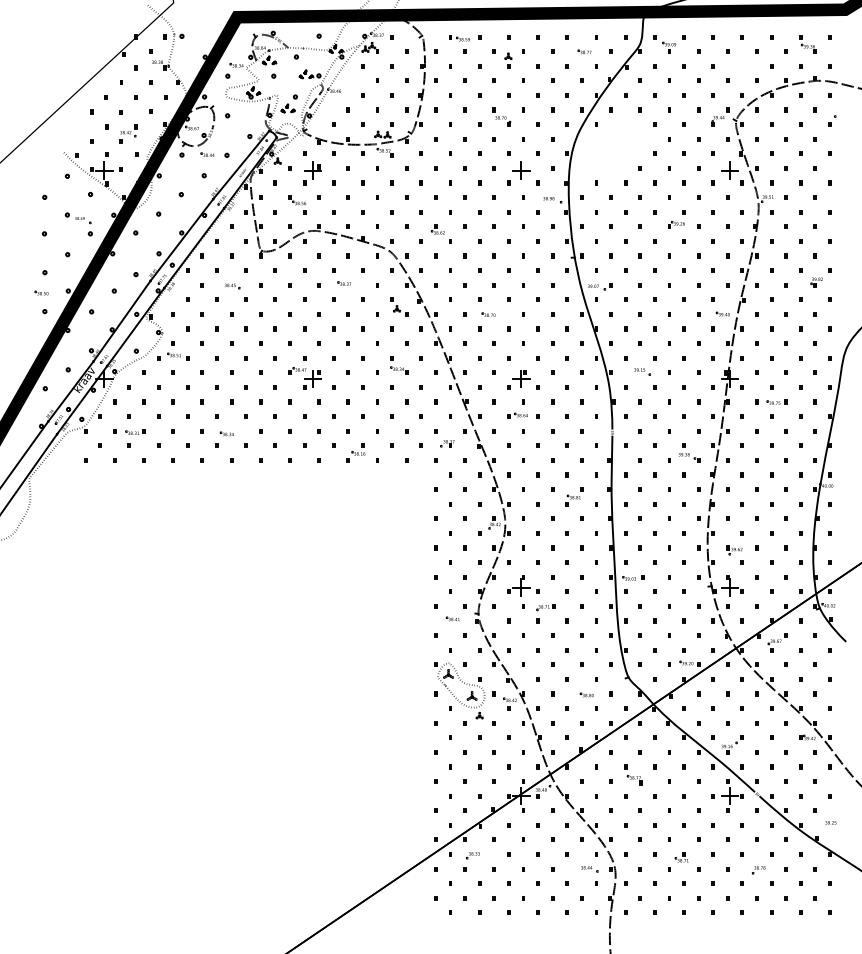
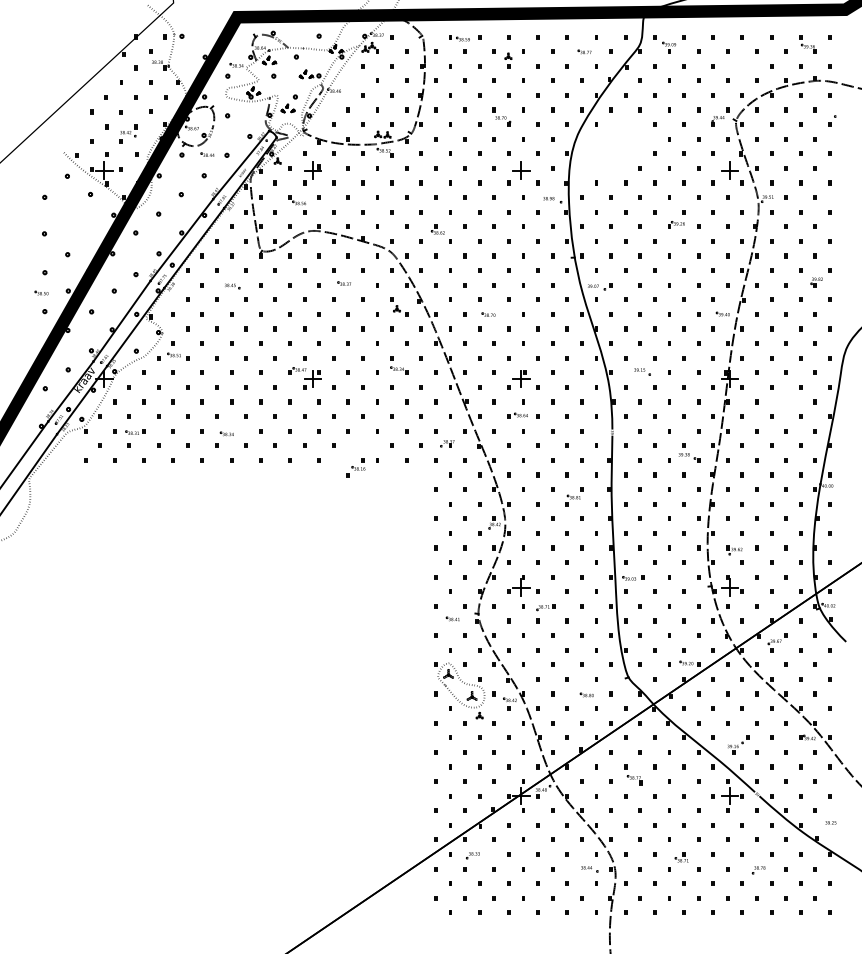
part: present -> none (78, 224)
part: present -> none (776, 401)
part position: (355, 452) -> (355, 467) (355, 467)
part position: (732, 744) -> (738, 744) (738, 744)
